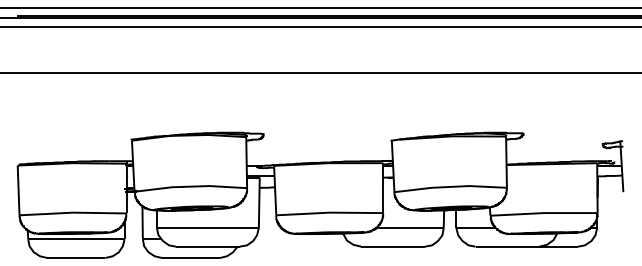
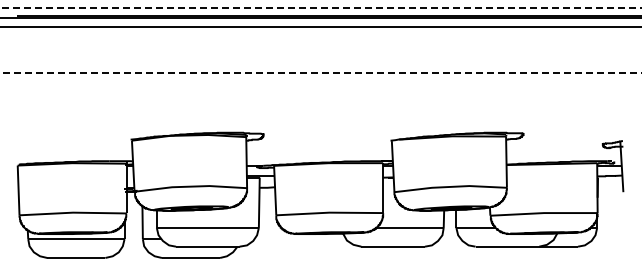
line: solid -> dashed (321, 8)
line: solid -> dashed (321, 73)
